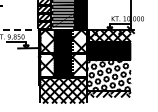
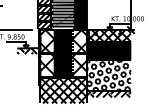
line: dashed -> solid (16, 30)
hatch: none -> present (27, 51)
